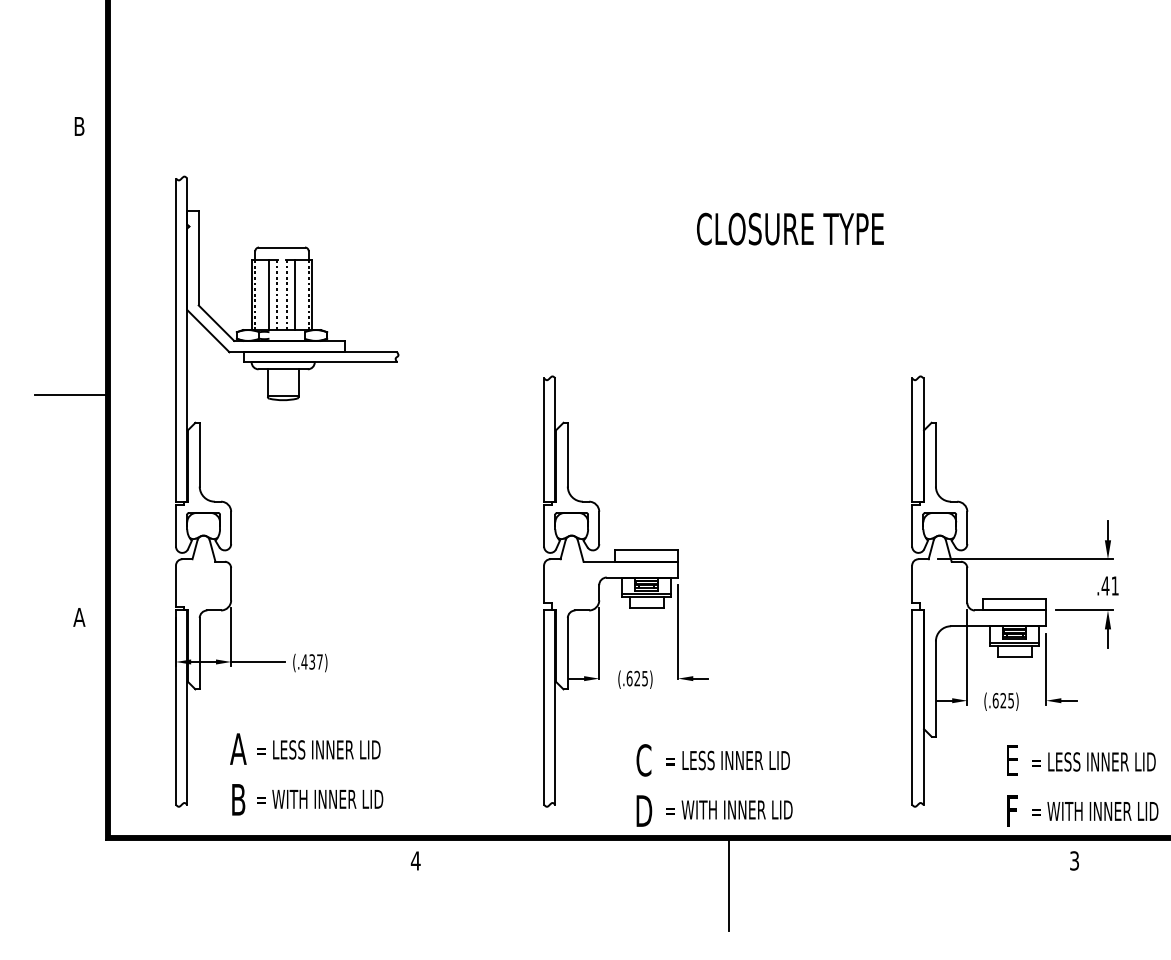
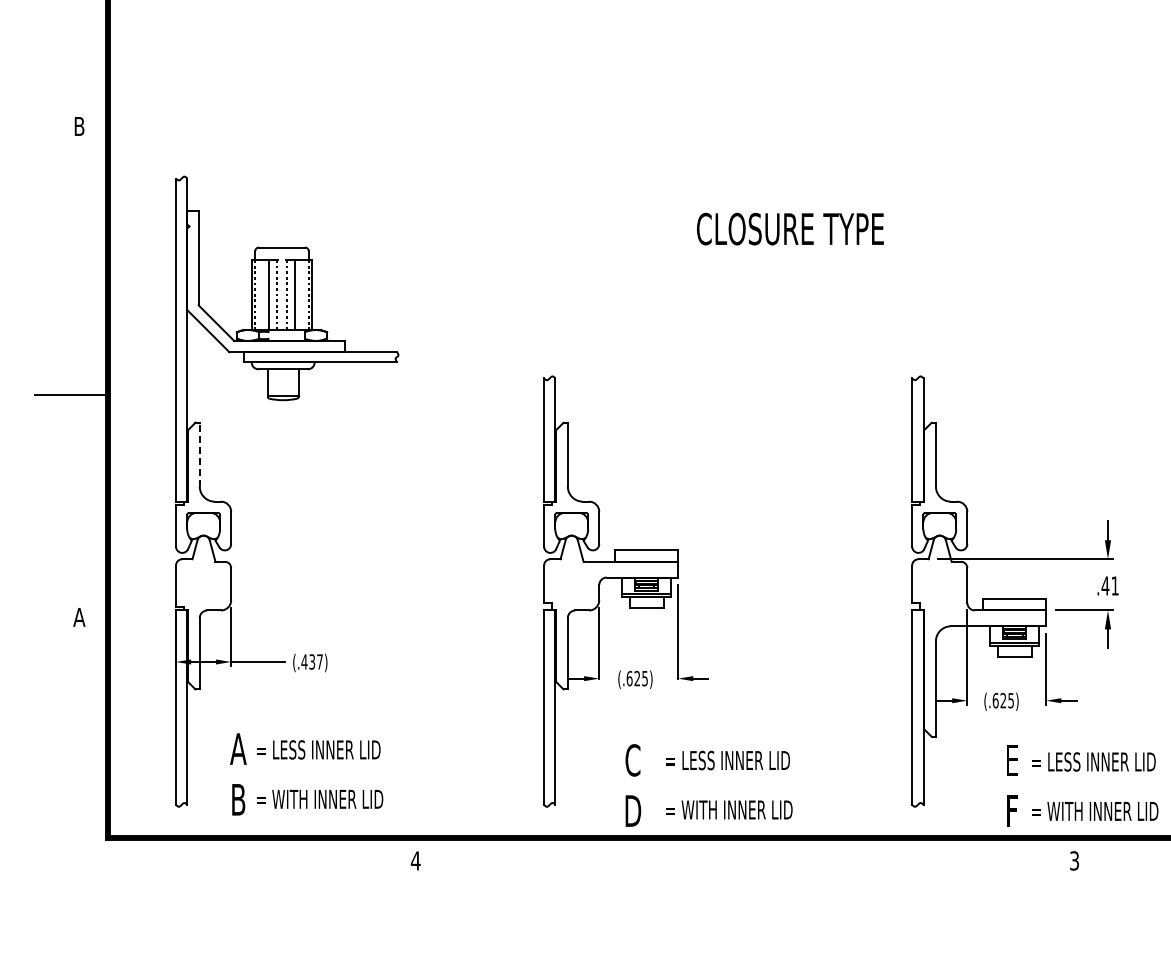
line: solid -> dashed (199, 454)
text position: (644, 785) -> (633, 785) (633, 785)
line: present -> none (729, 885)
